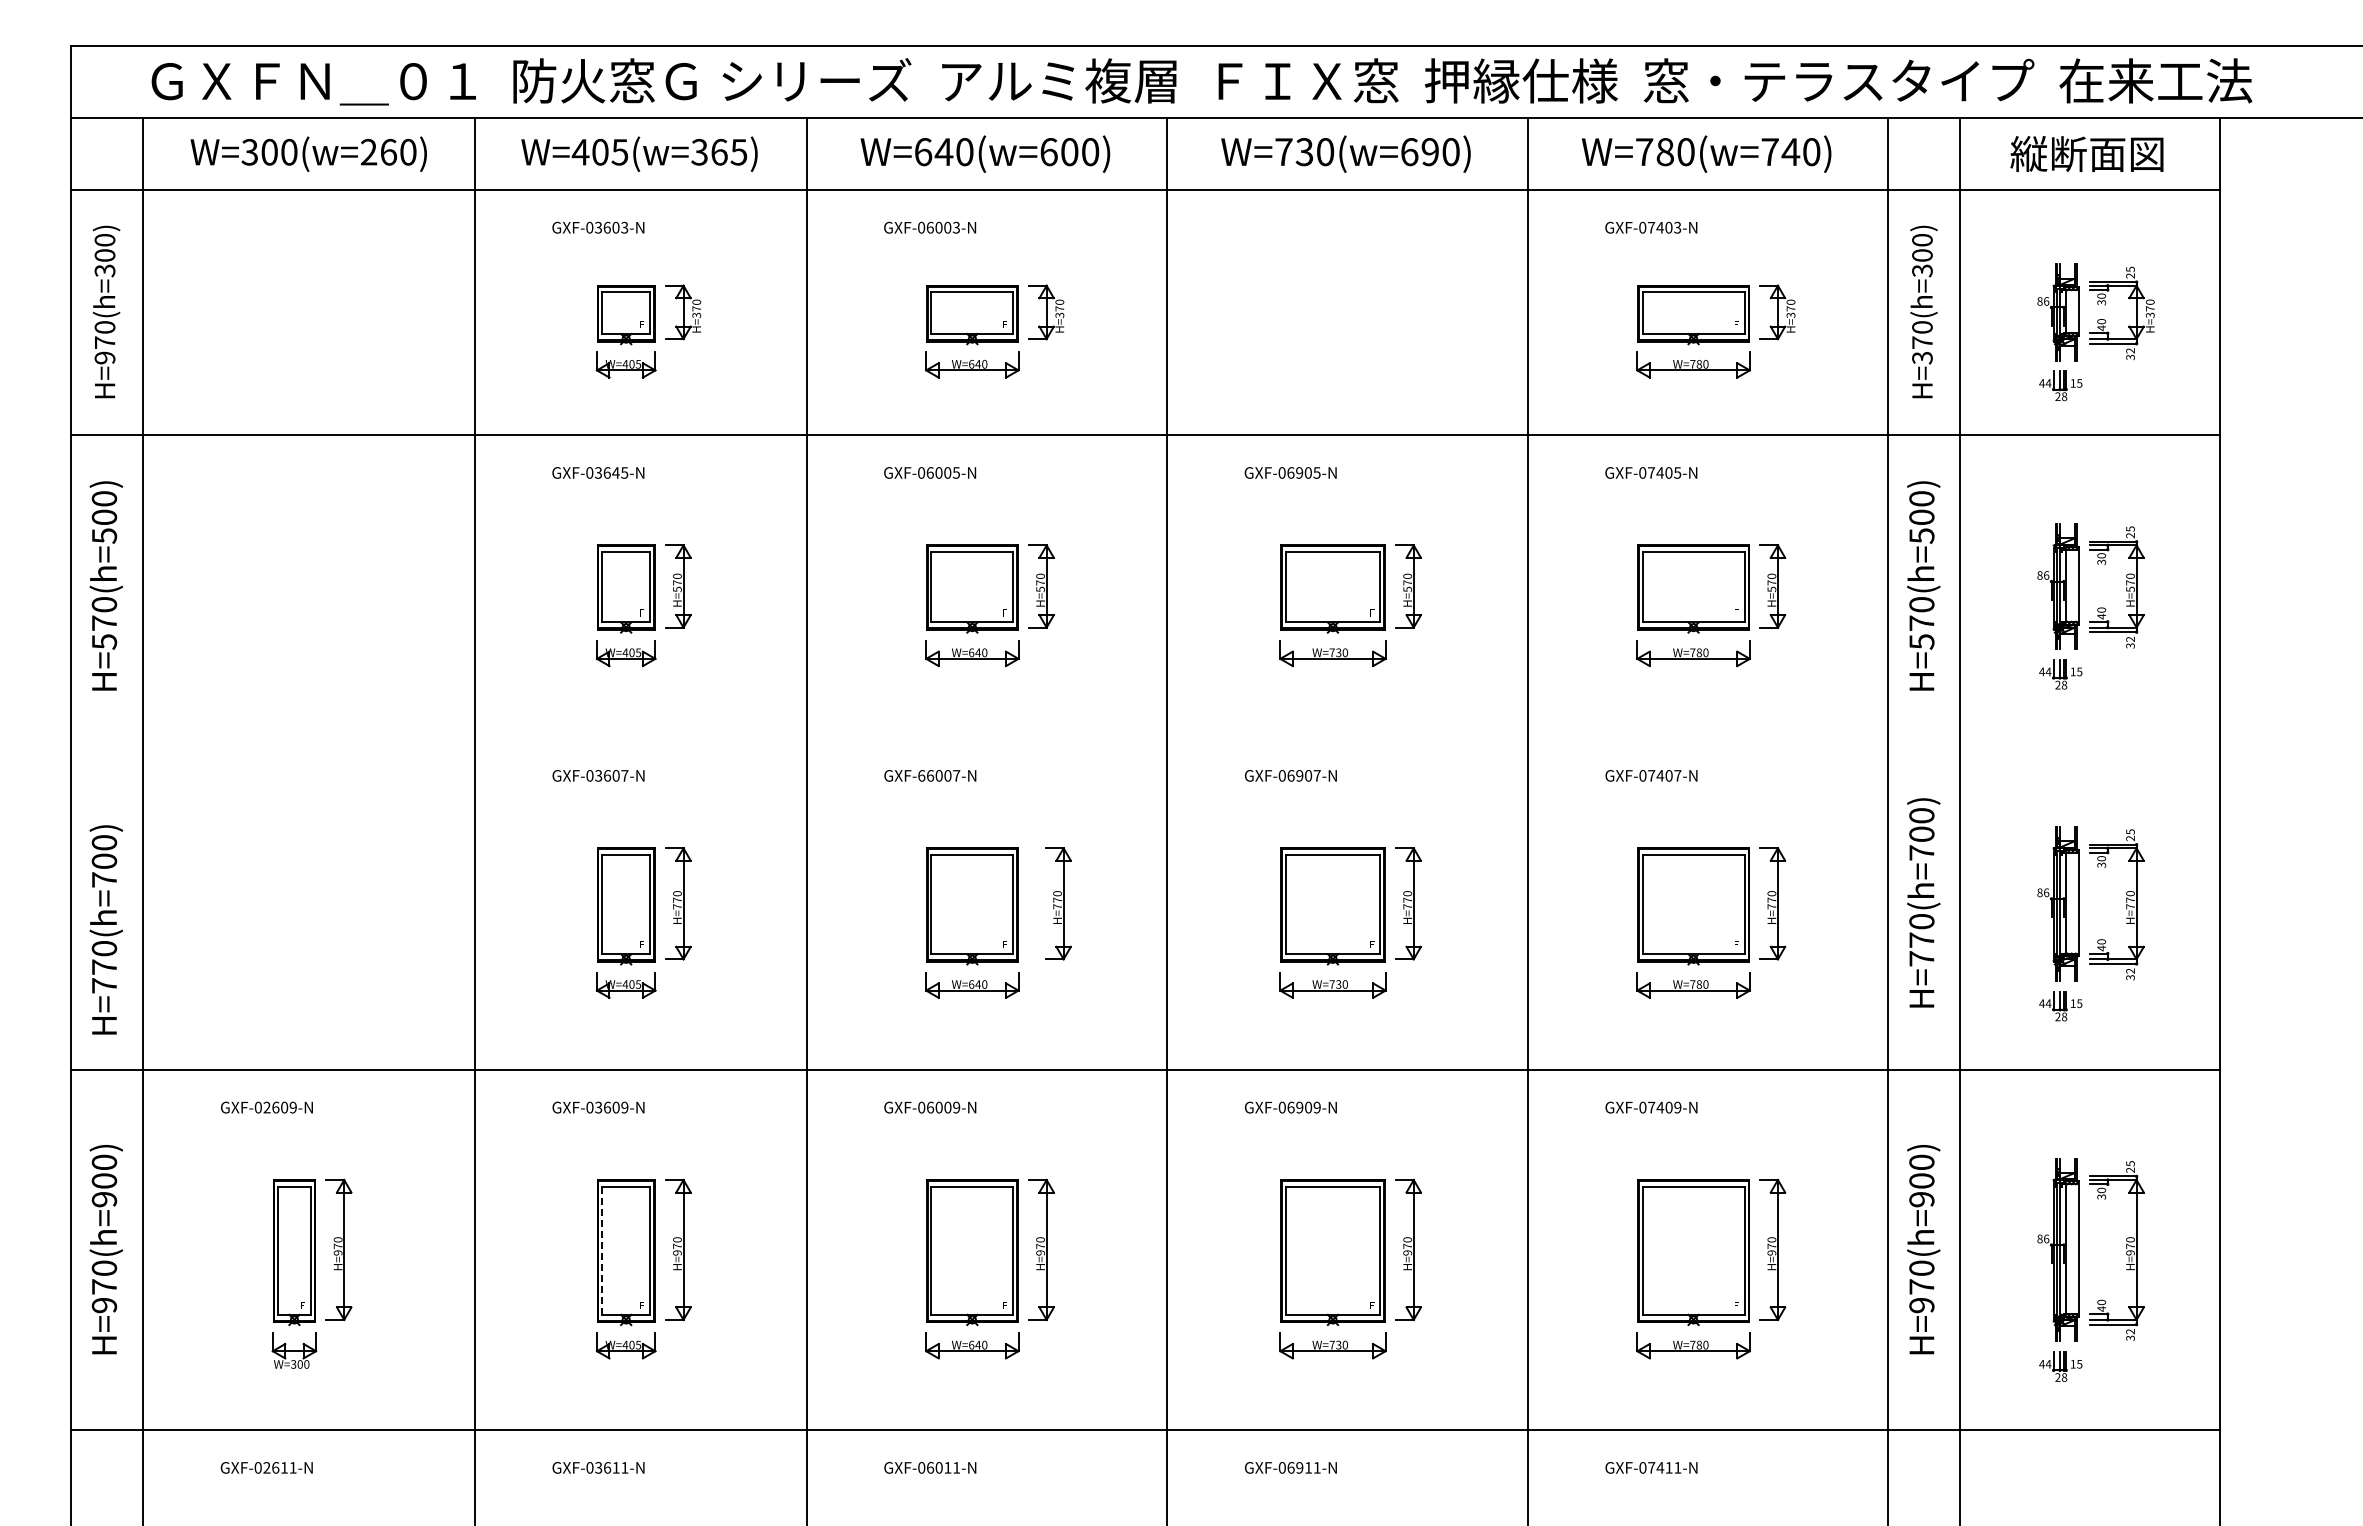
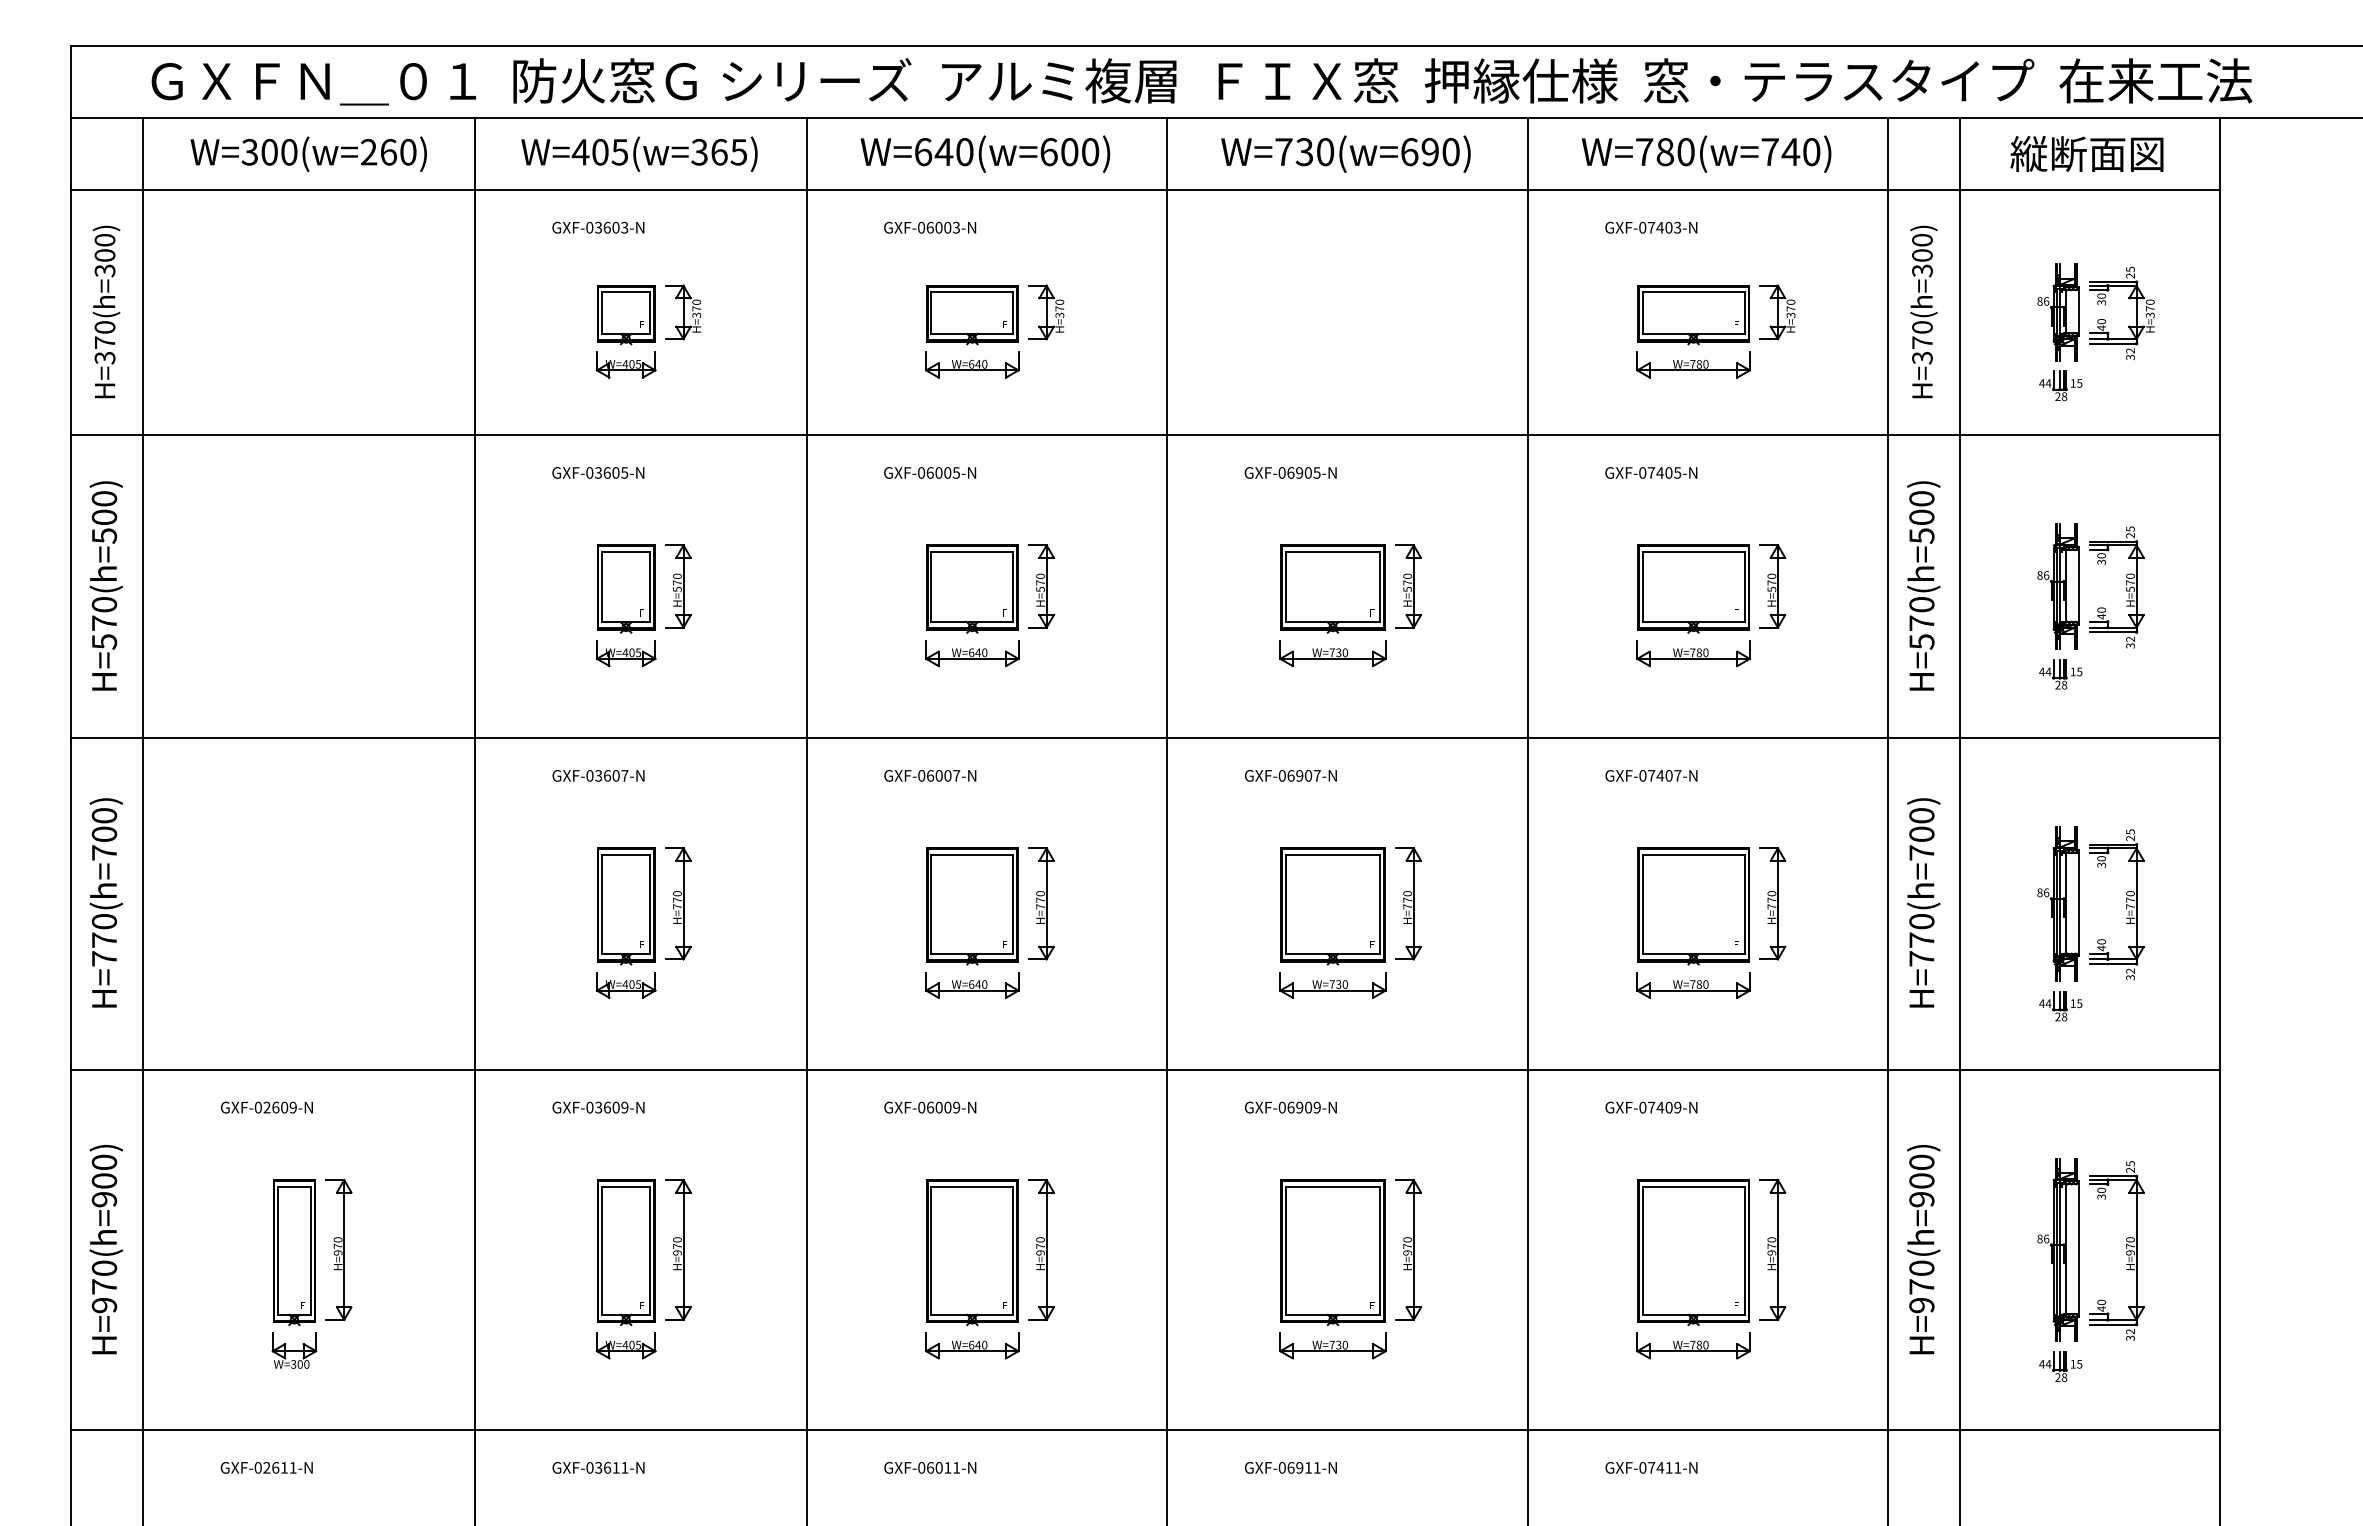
text: H=970(h=300) -> H=370(h=300) (105, 357)
text: GXF-03645-N -> GXF-03605-N (615, 472)
line: none -> present (1145, 737)
text: GXF-66007-N -> GXF-06007-N (921, 775)
part position: (1058, 903) -> (1041, 903) (1041, 903)
text position: (106, 929) -> (106, 902) (106, 902)
line: dashed -> solid (602, 1251)
